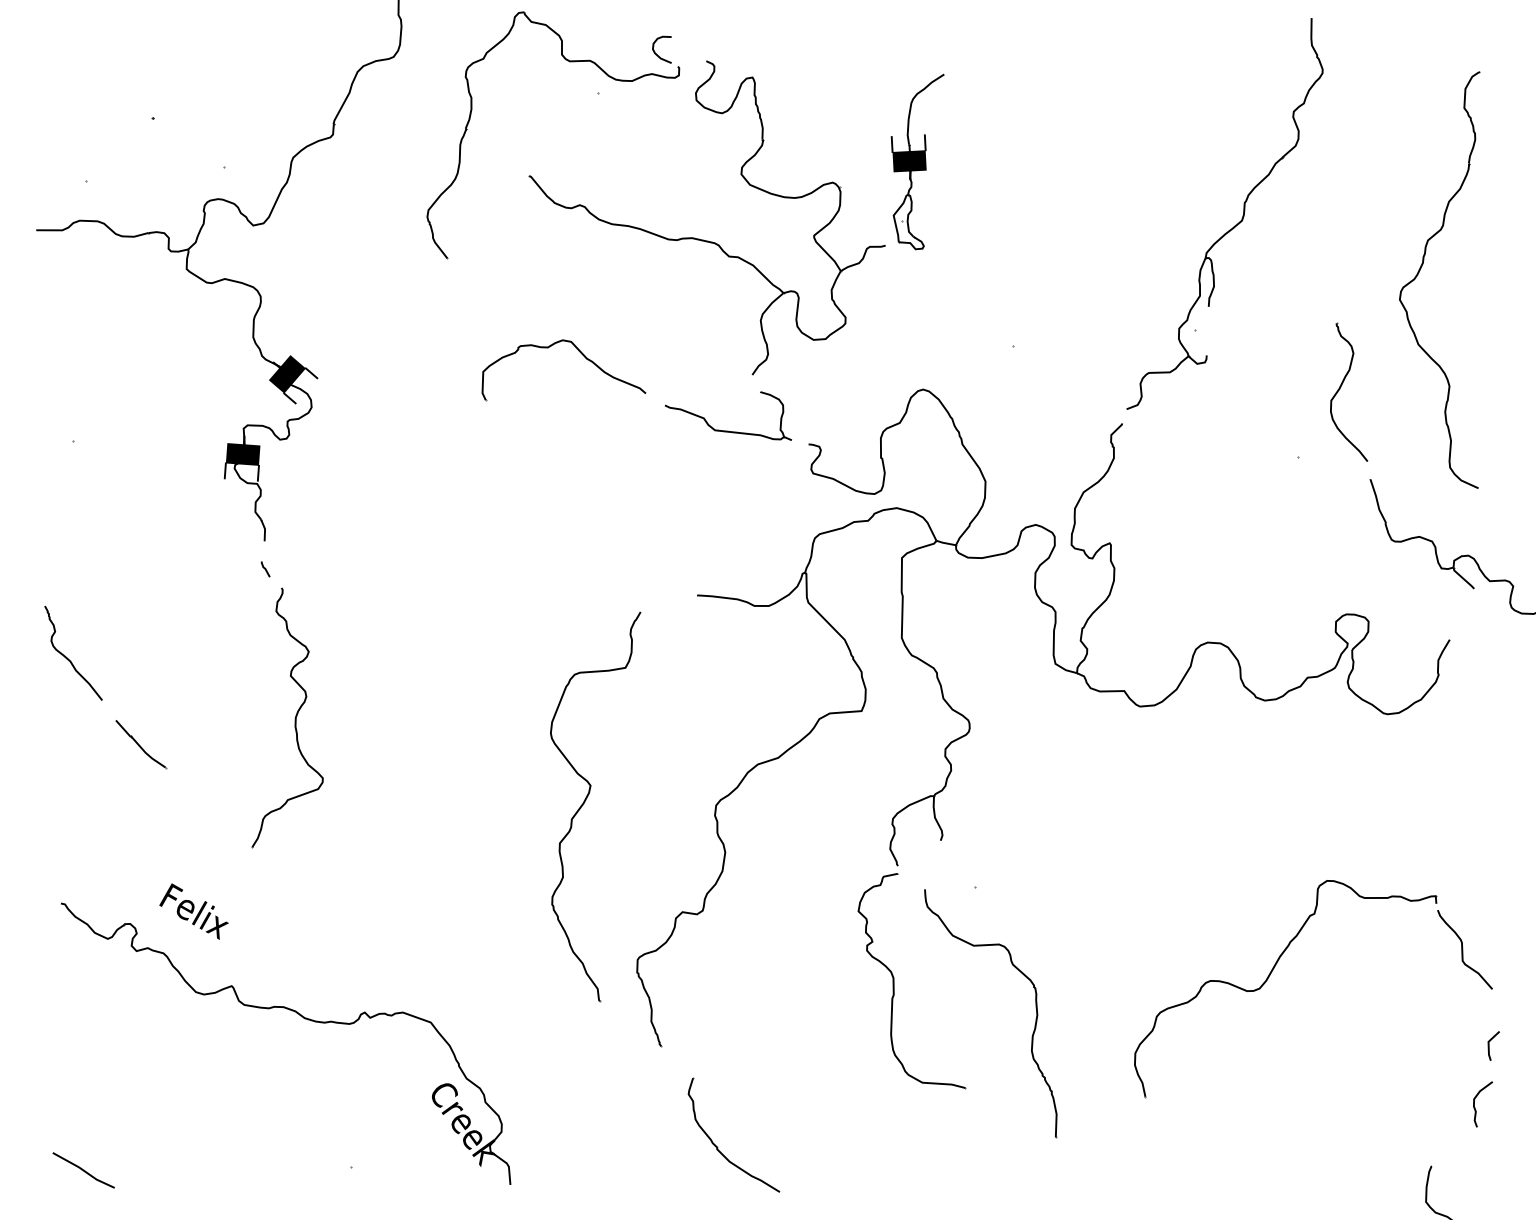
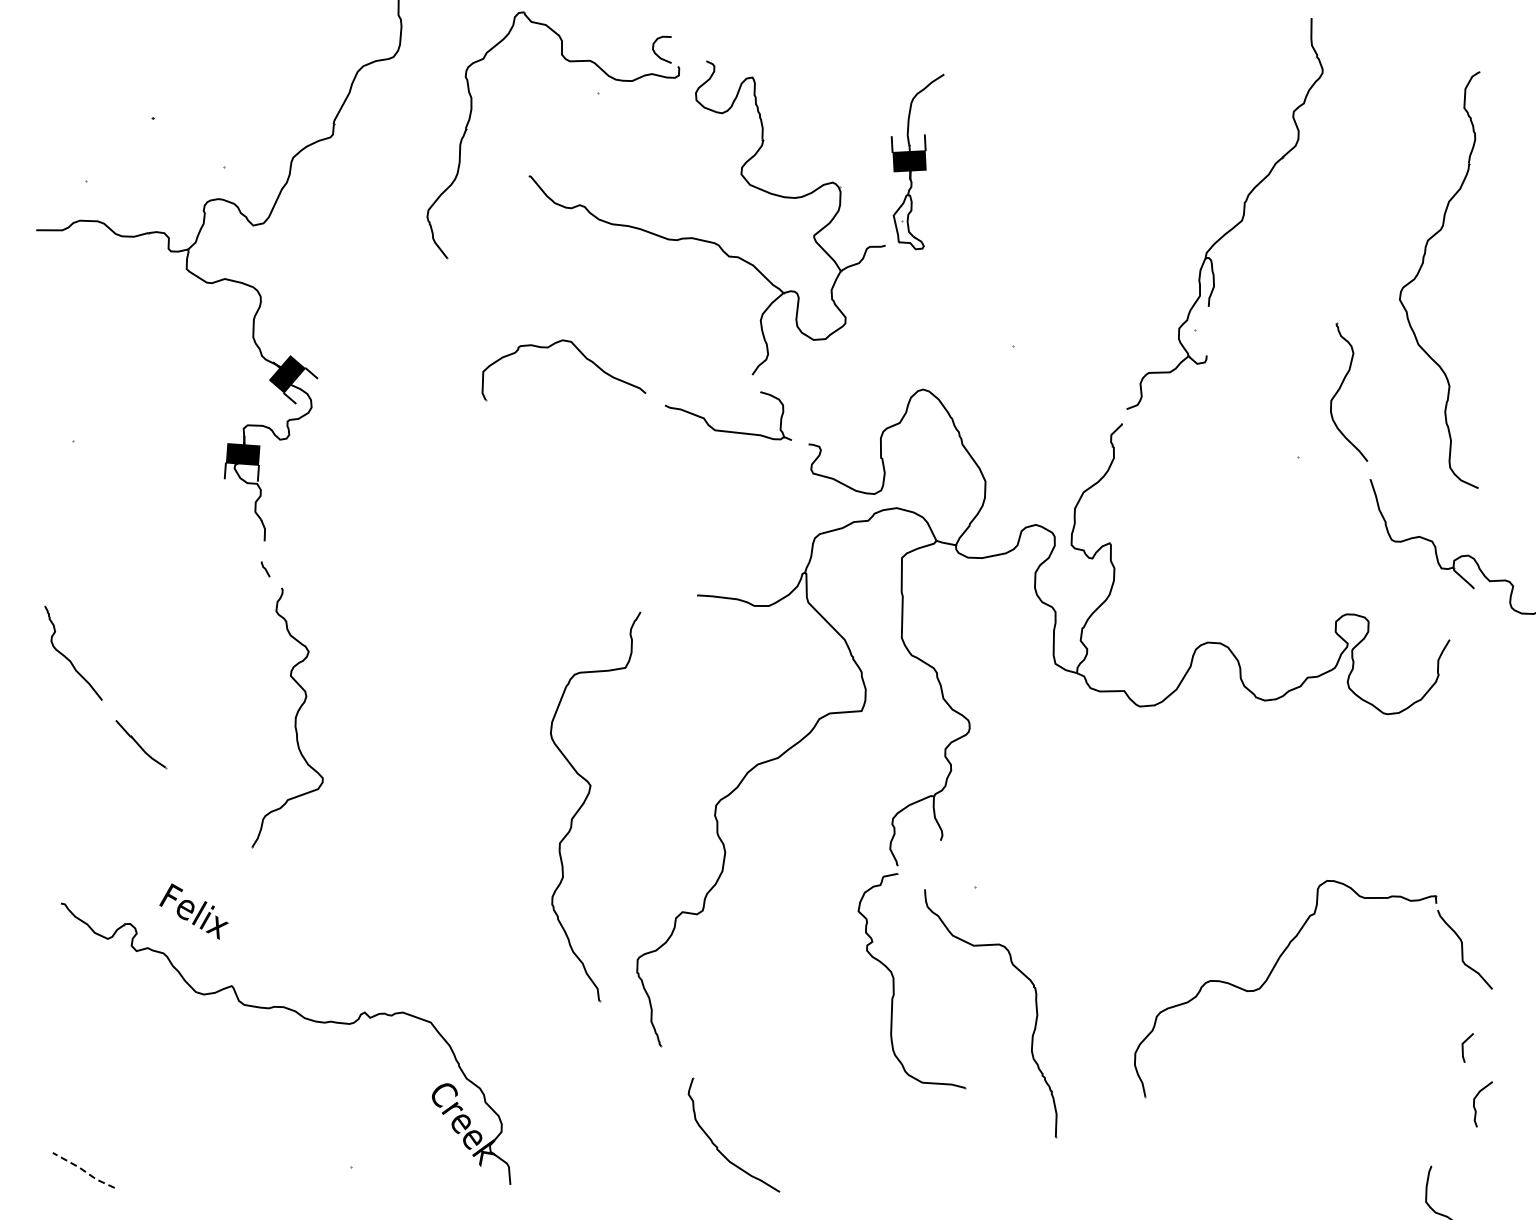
line position: (1489, 1045) -> (1463, 1047) (1463, 1047)
line: solid -> dashed (83, 1170)
